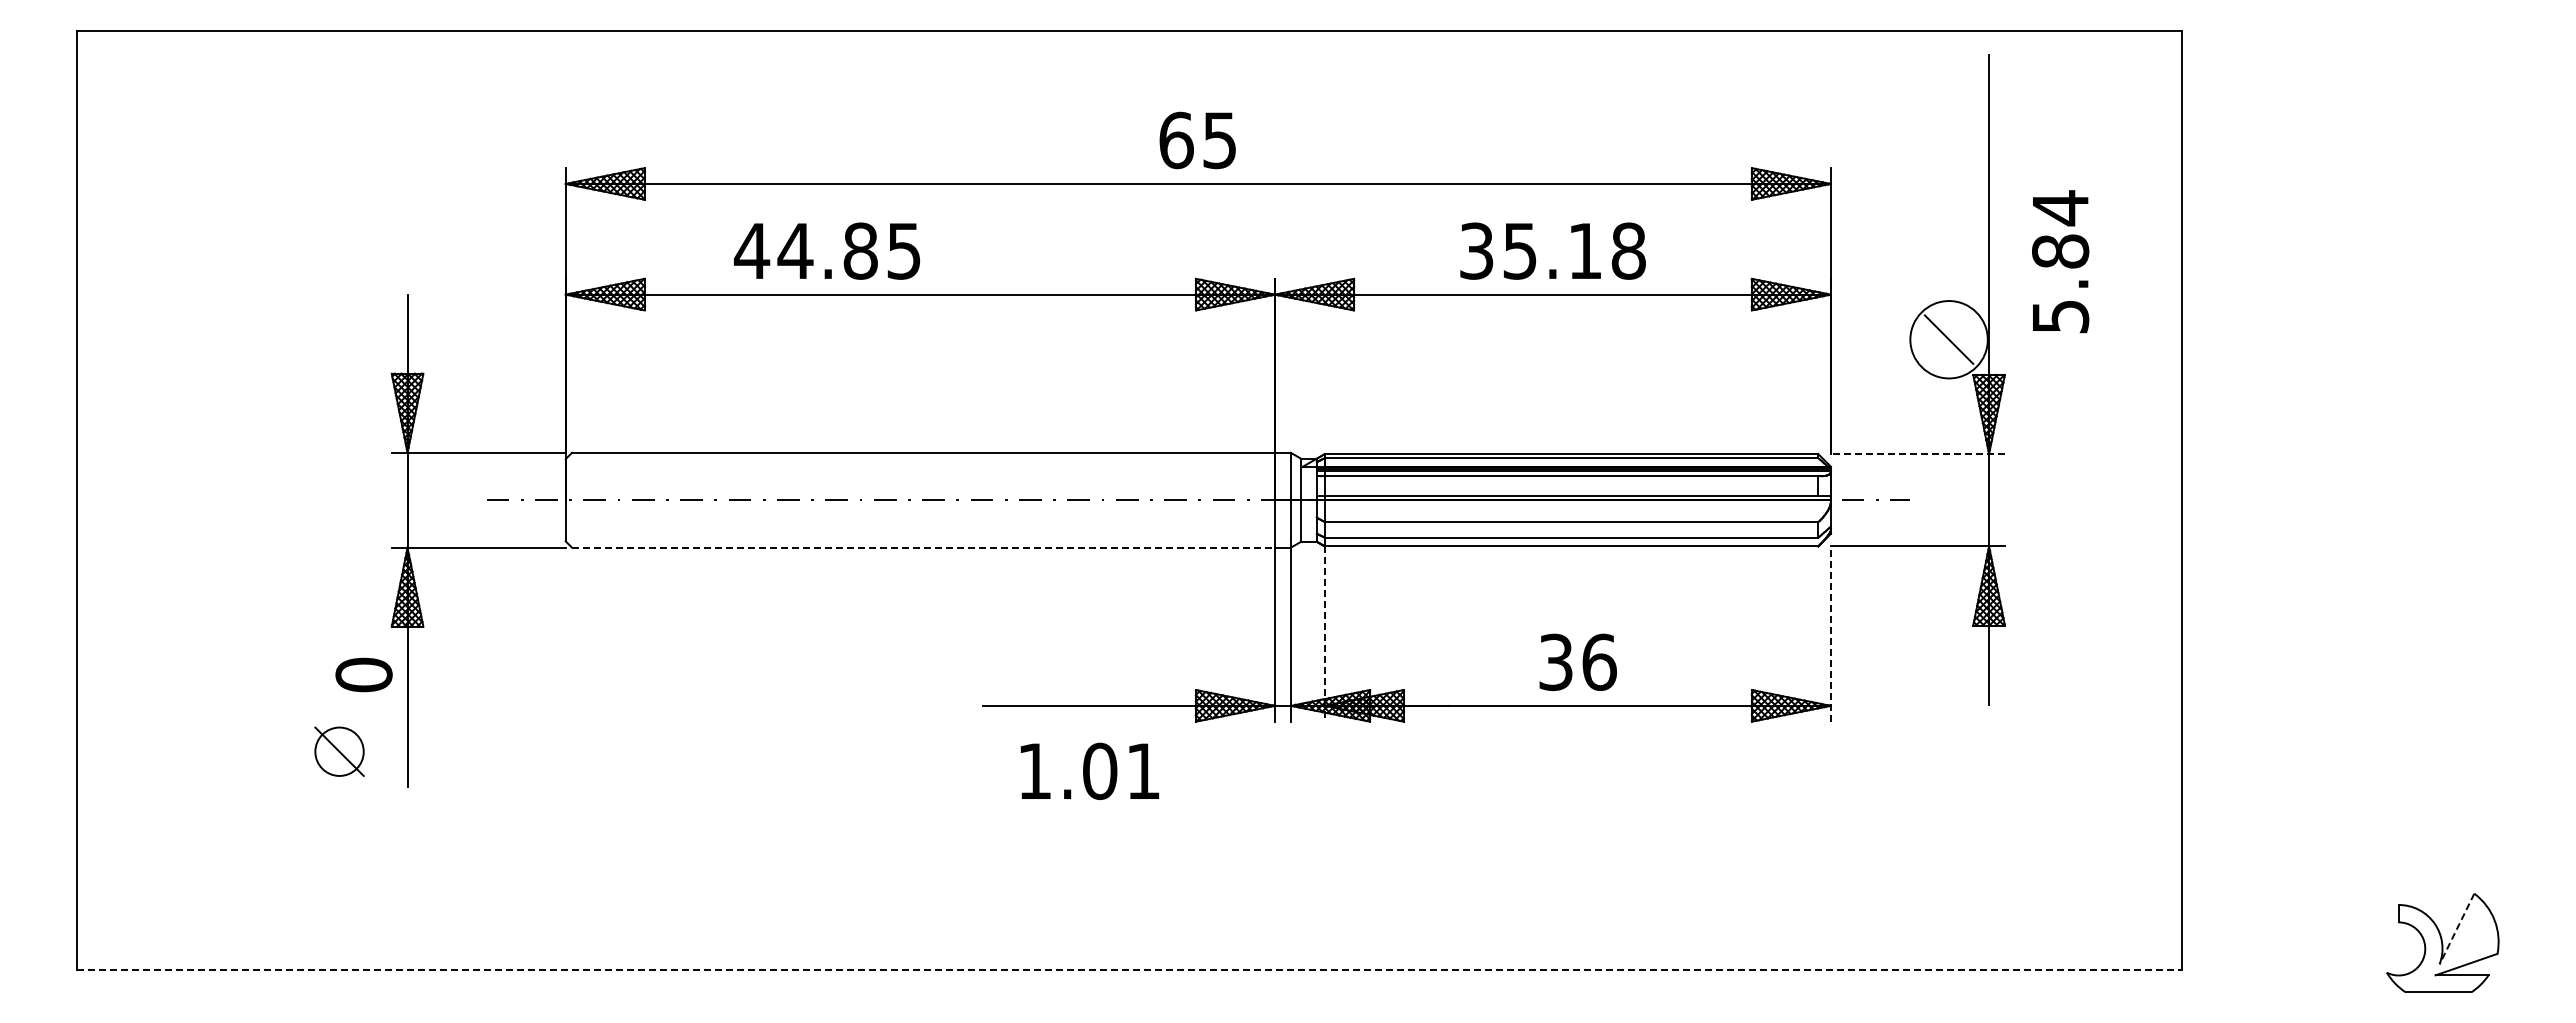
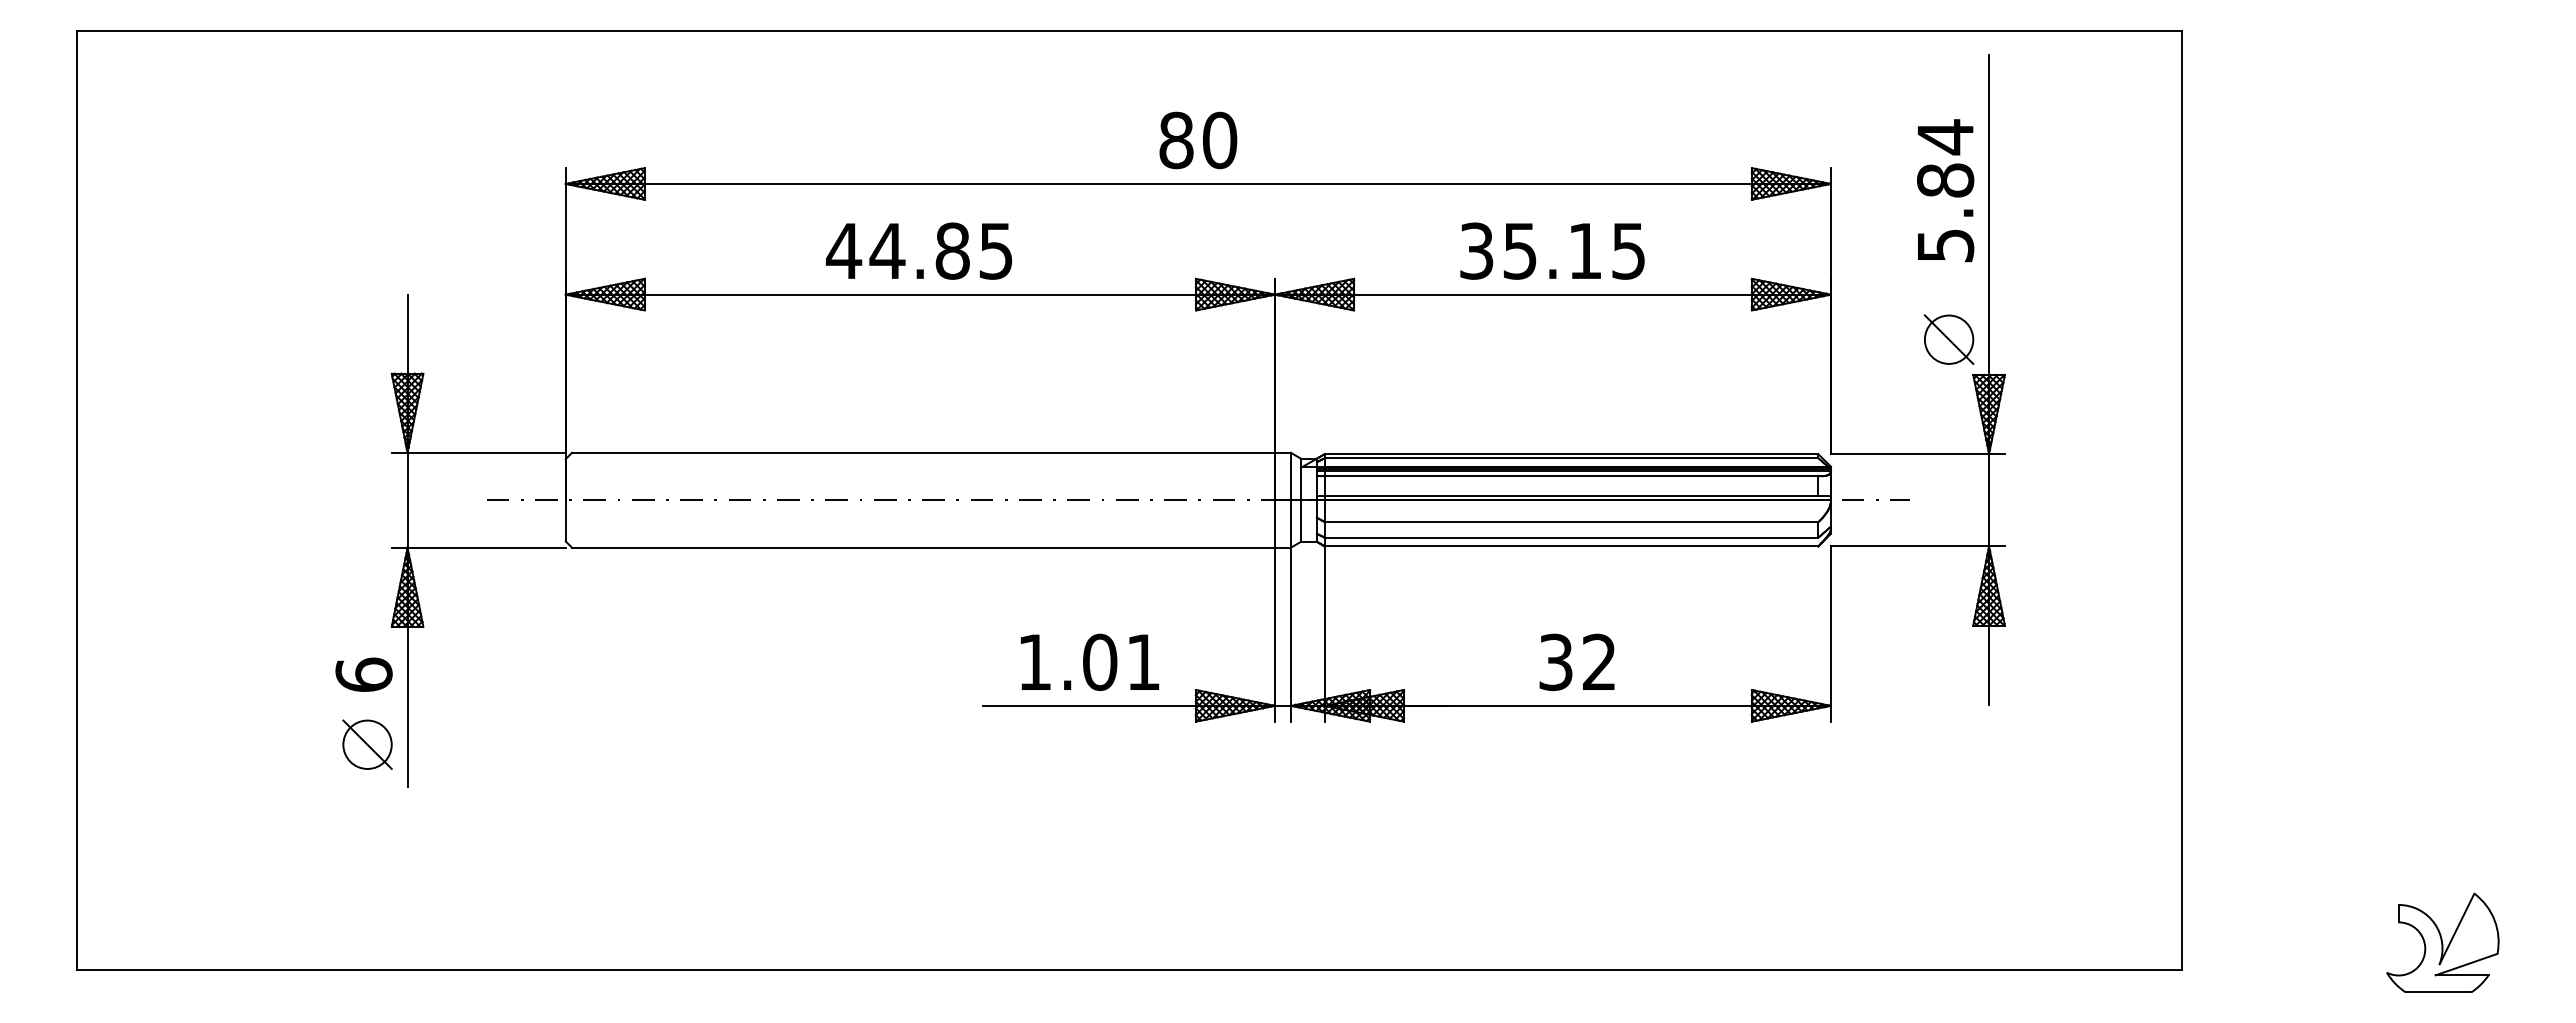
text: 65 -> 80 (1198, 140)
text position: (826, 250) -> (918, 250) (918, 250)
text: 35.18 -> 35.15 (1628, 250)
text position: (2060, 261) -> (1945, 190) (1945, 190)
circle diameter: 77 px -> 48 px (1948, 339)
line: dashed -> solid (1917, 454)
line: dashed -> solid (924, 547)
line: dashed -> solid (1324, 634)
line: dashed -> solid (1830, 634)
text: 36 -> 32 (1599, 662)
text: 0 -> 6 (363, 674)
part position: (339, 751) -> (367, 744) (367, 744)
text position: (1089, 770) -> (1089, 661) (1089, 661)
line: dashed -> solid (2456, 929)
line: dashed -> solid (1129, 969)
